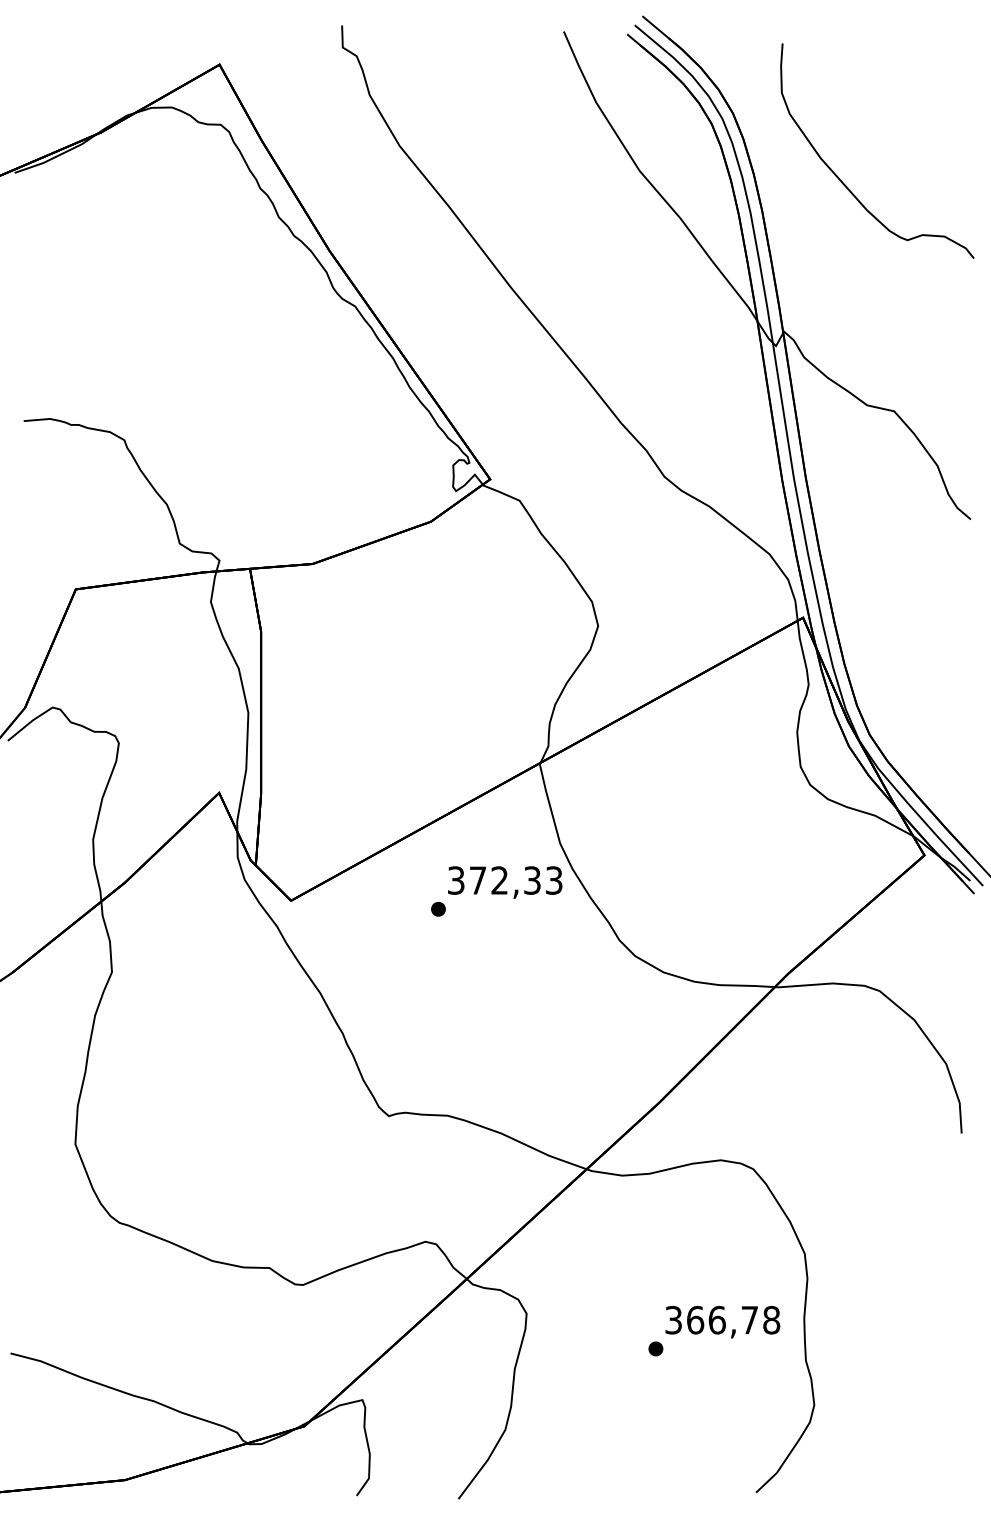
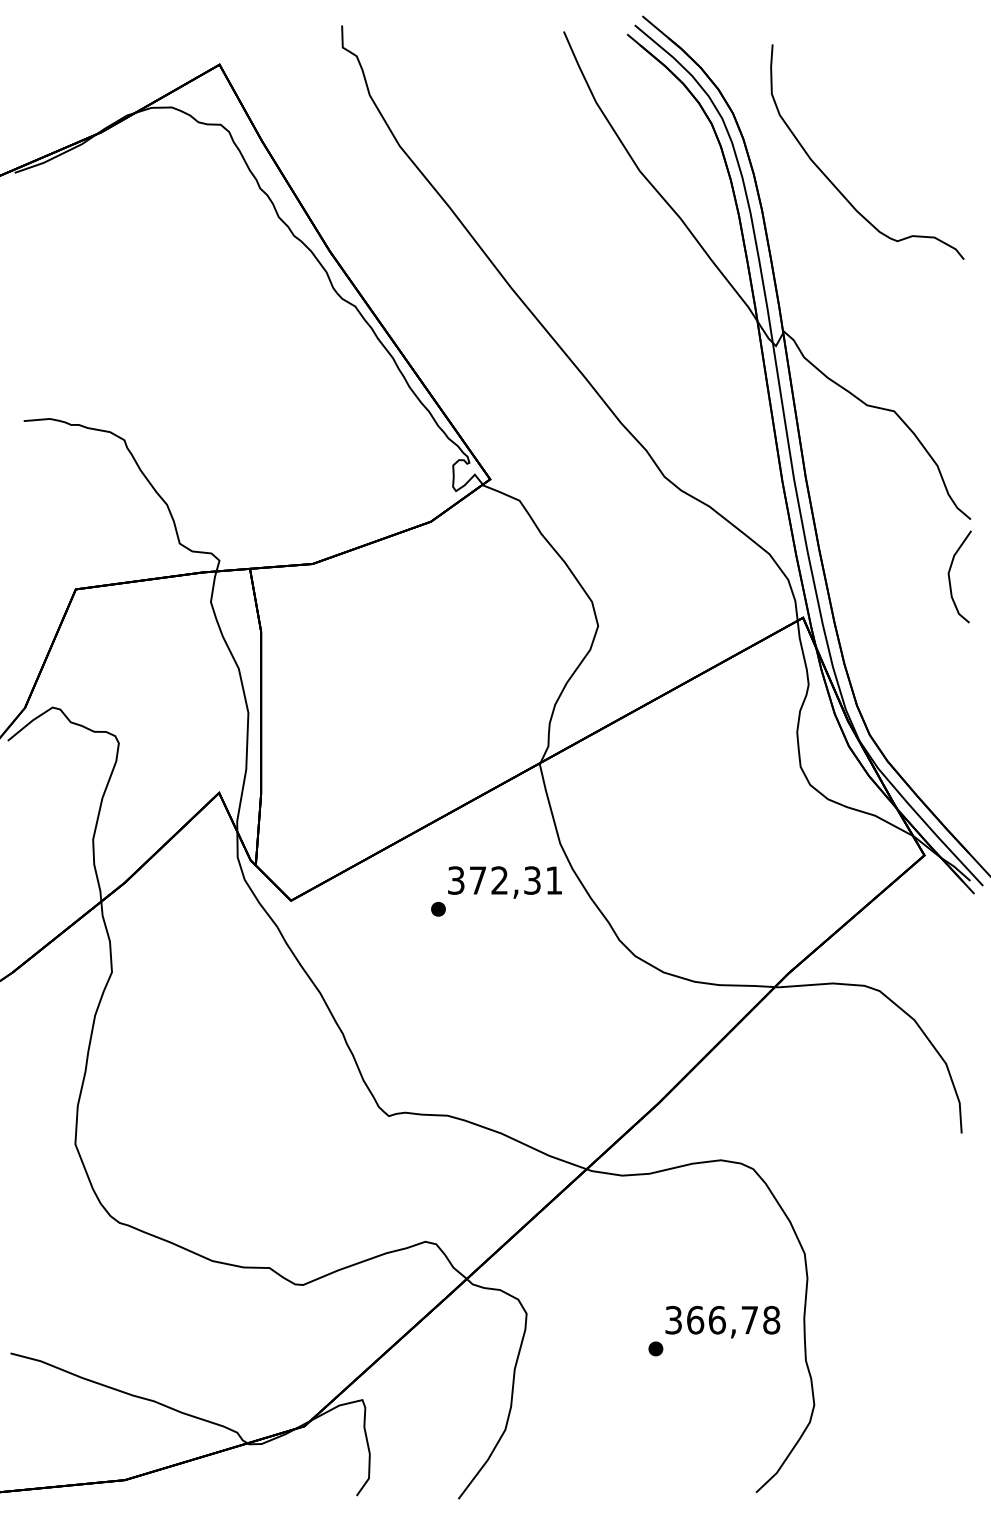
curve position: (840, 178) -> (830, 179) (830, 179)
curve: none -> present (950, 578)
text: 372,33 -> 372,31 (554, 880)
